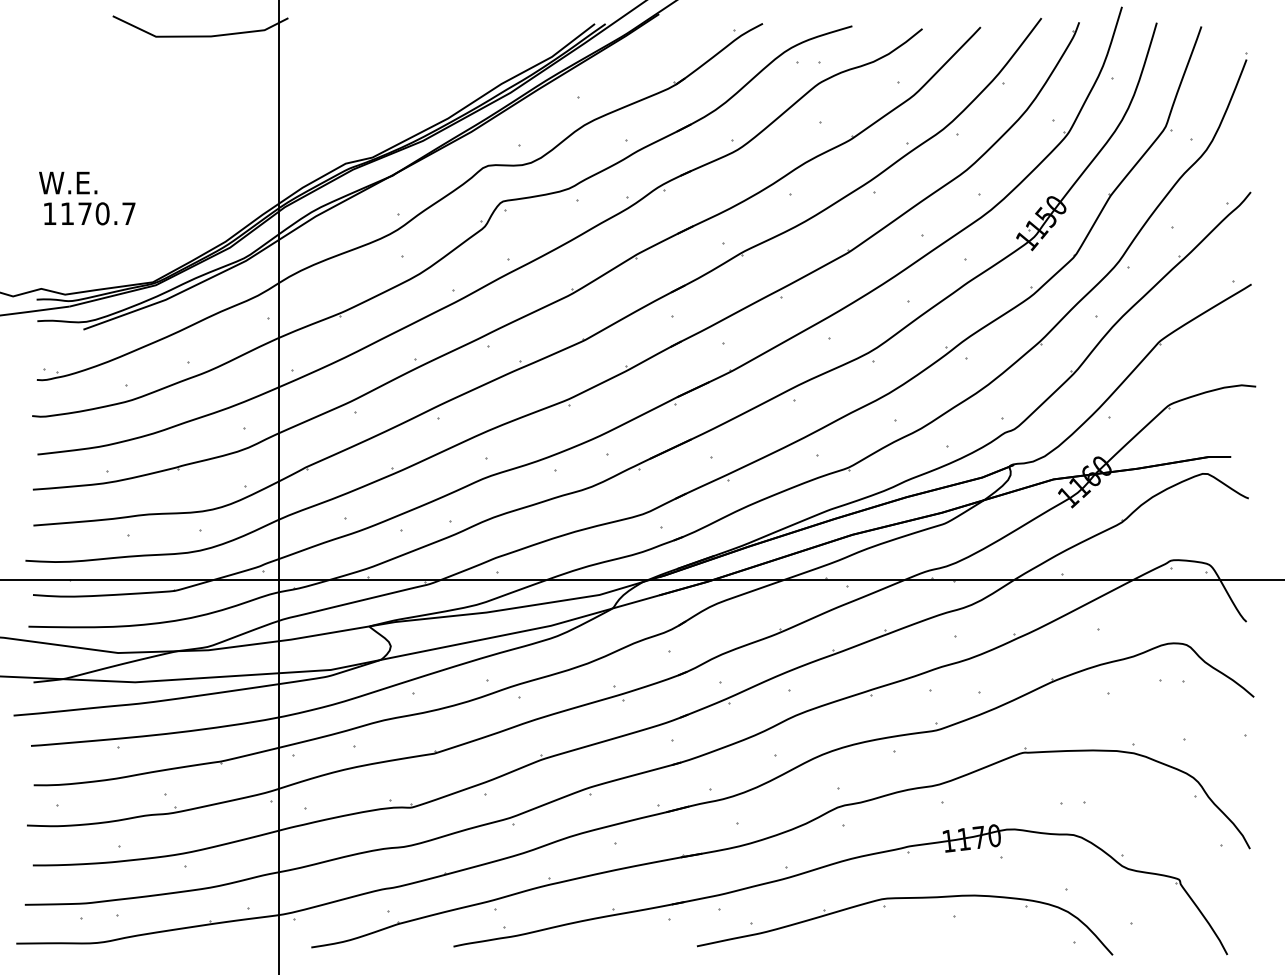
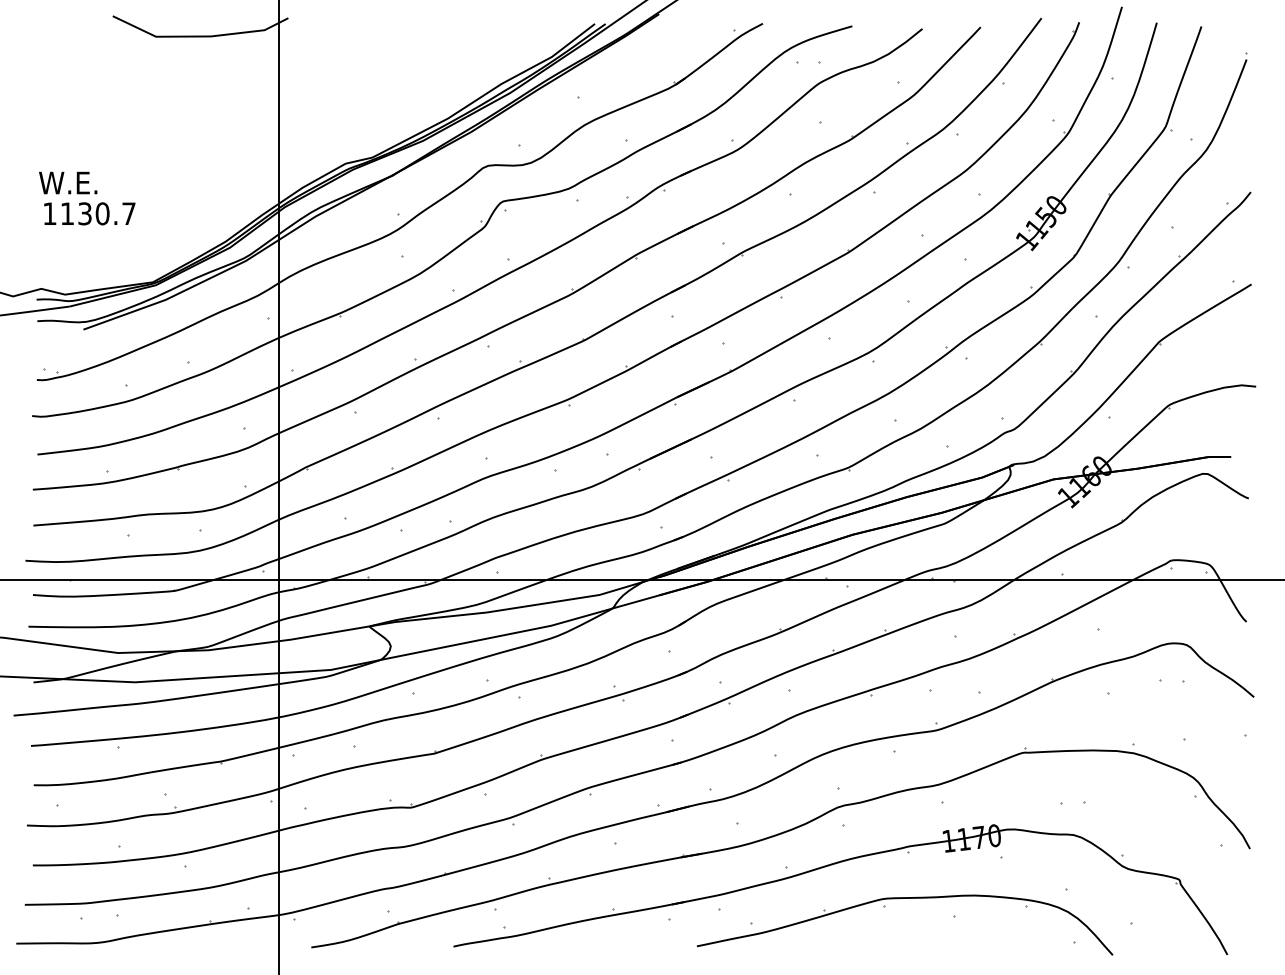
text: 1170.7 -> 1130.7 (84, 213)
